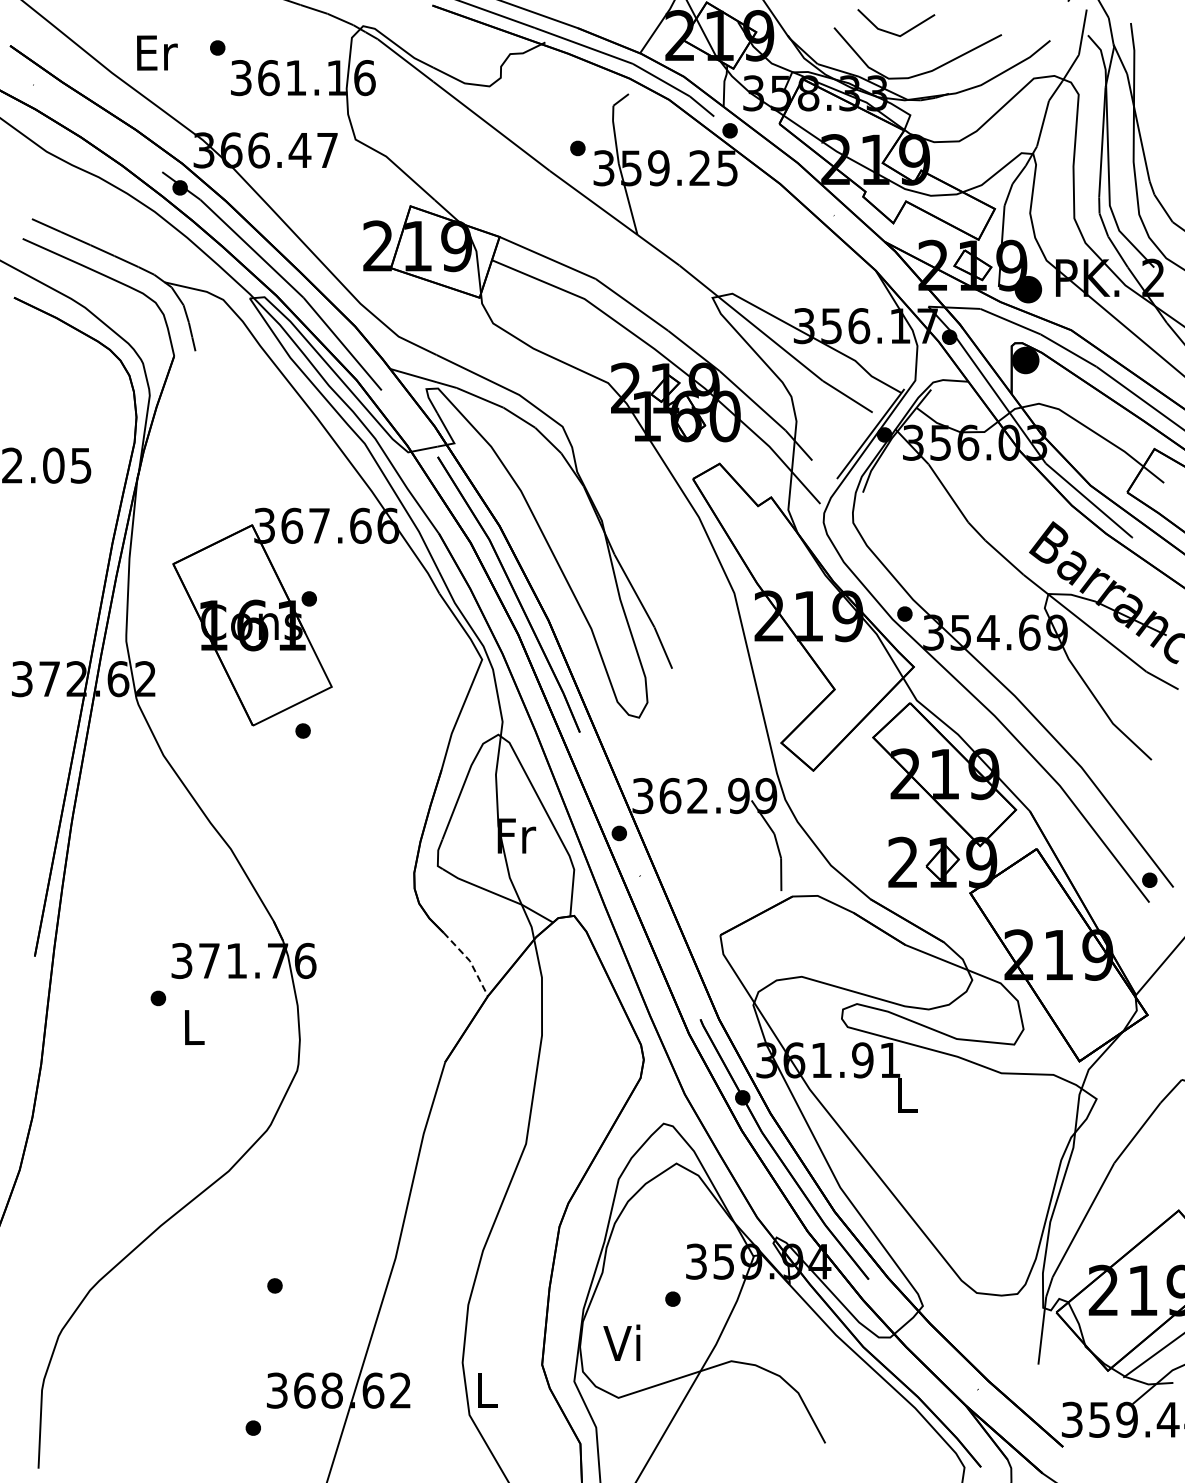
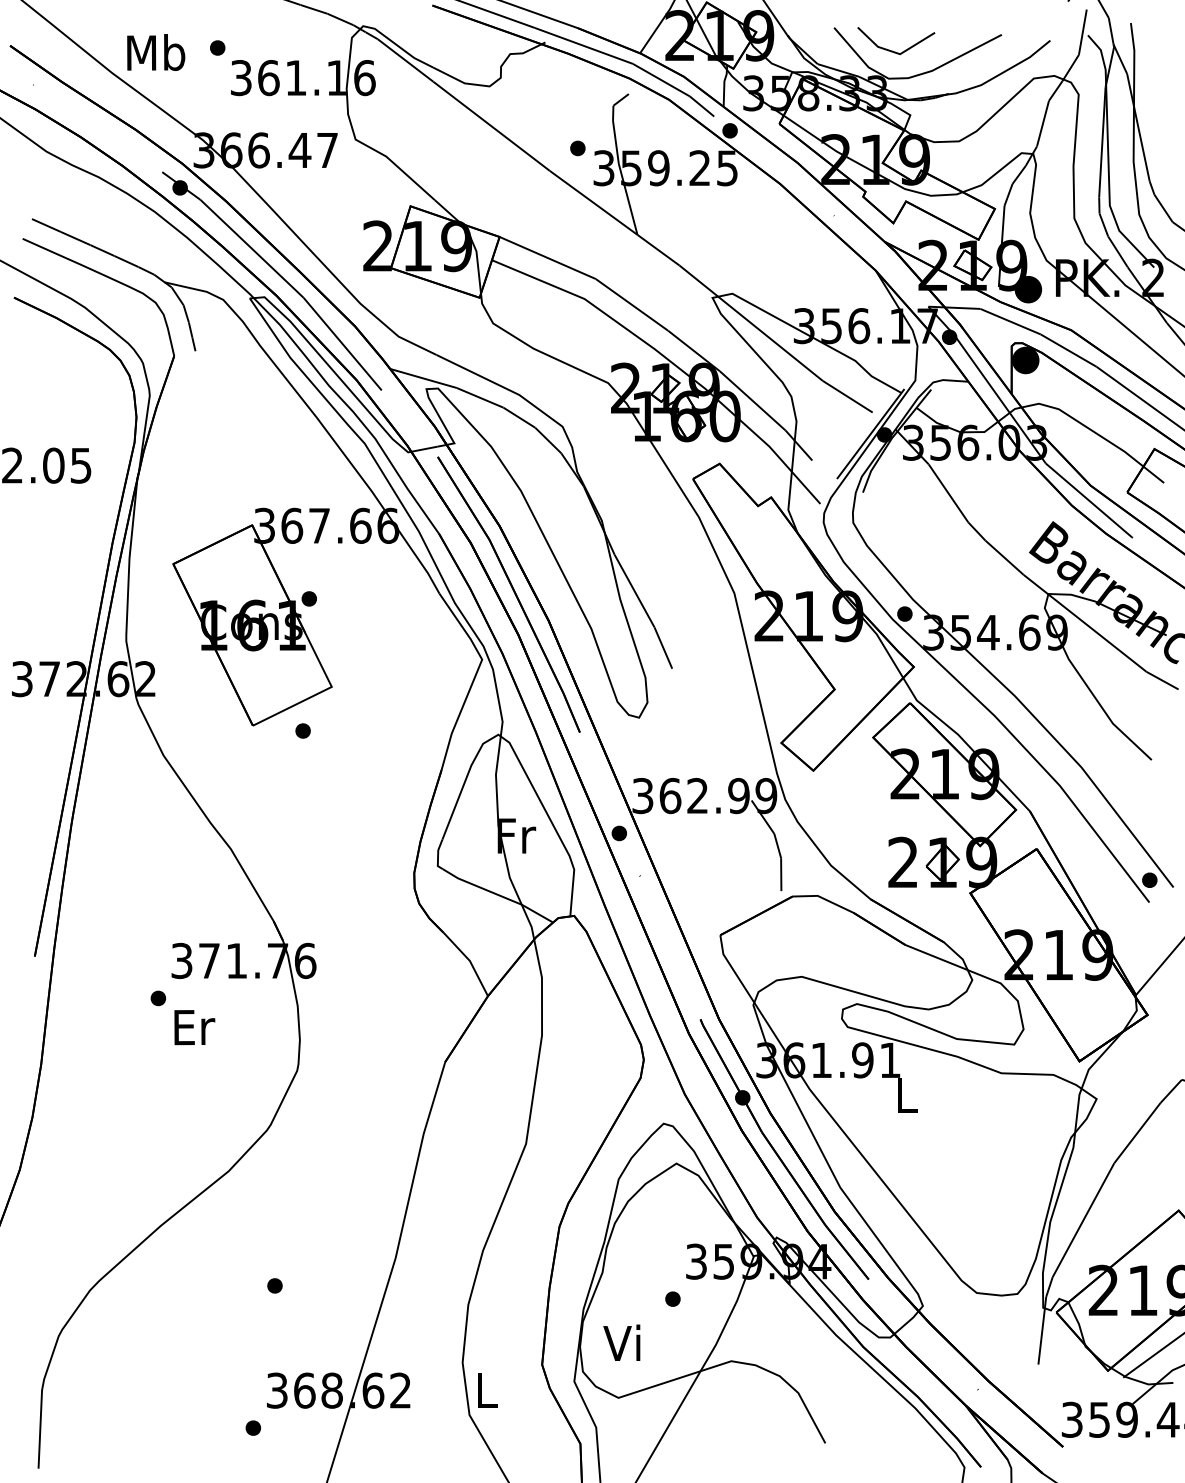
line position: (892, 32) -> (892, 50) (892, 50)
text: Er -> Mb (156, 52)
line: dashed -> solid (469, 960)
text: L -> Er (194, 1027)
